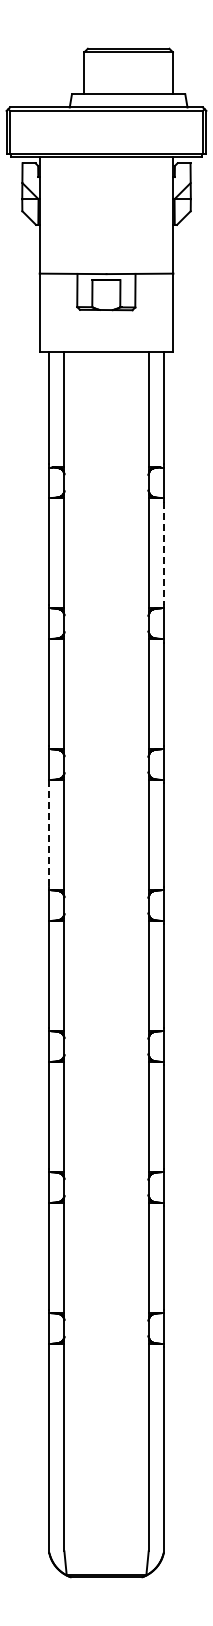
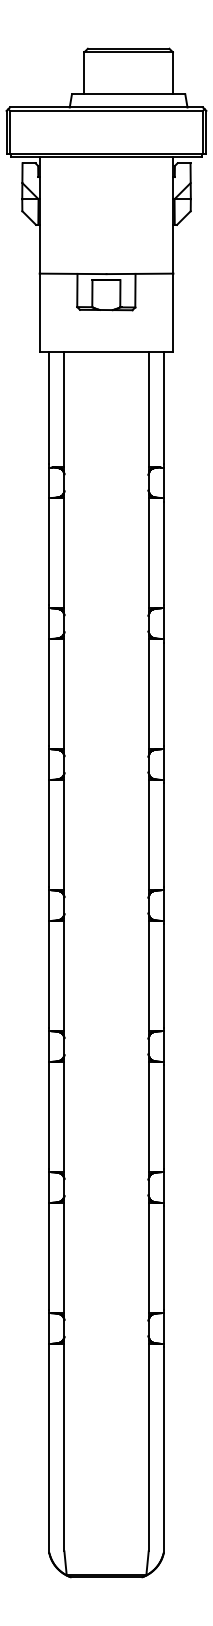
line: dashed -> solid (163, 553)
line: dashed -> solid (49, 833)
